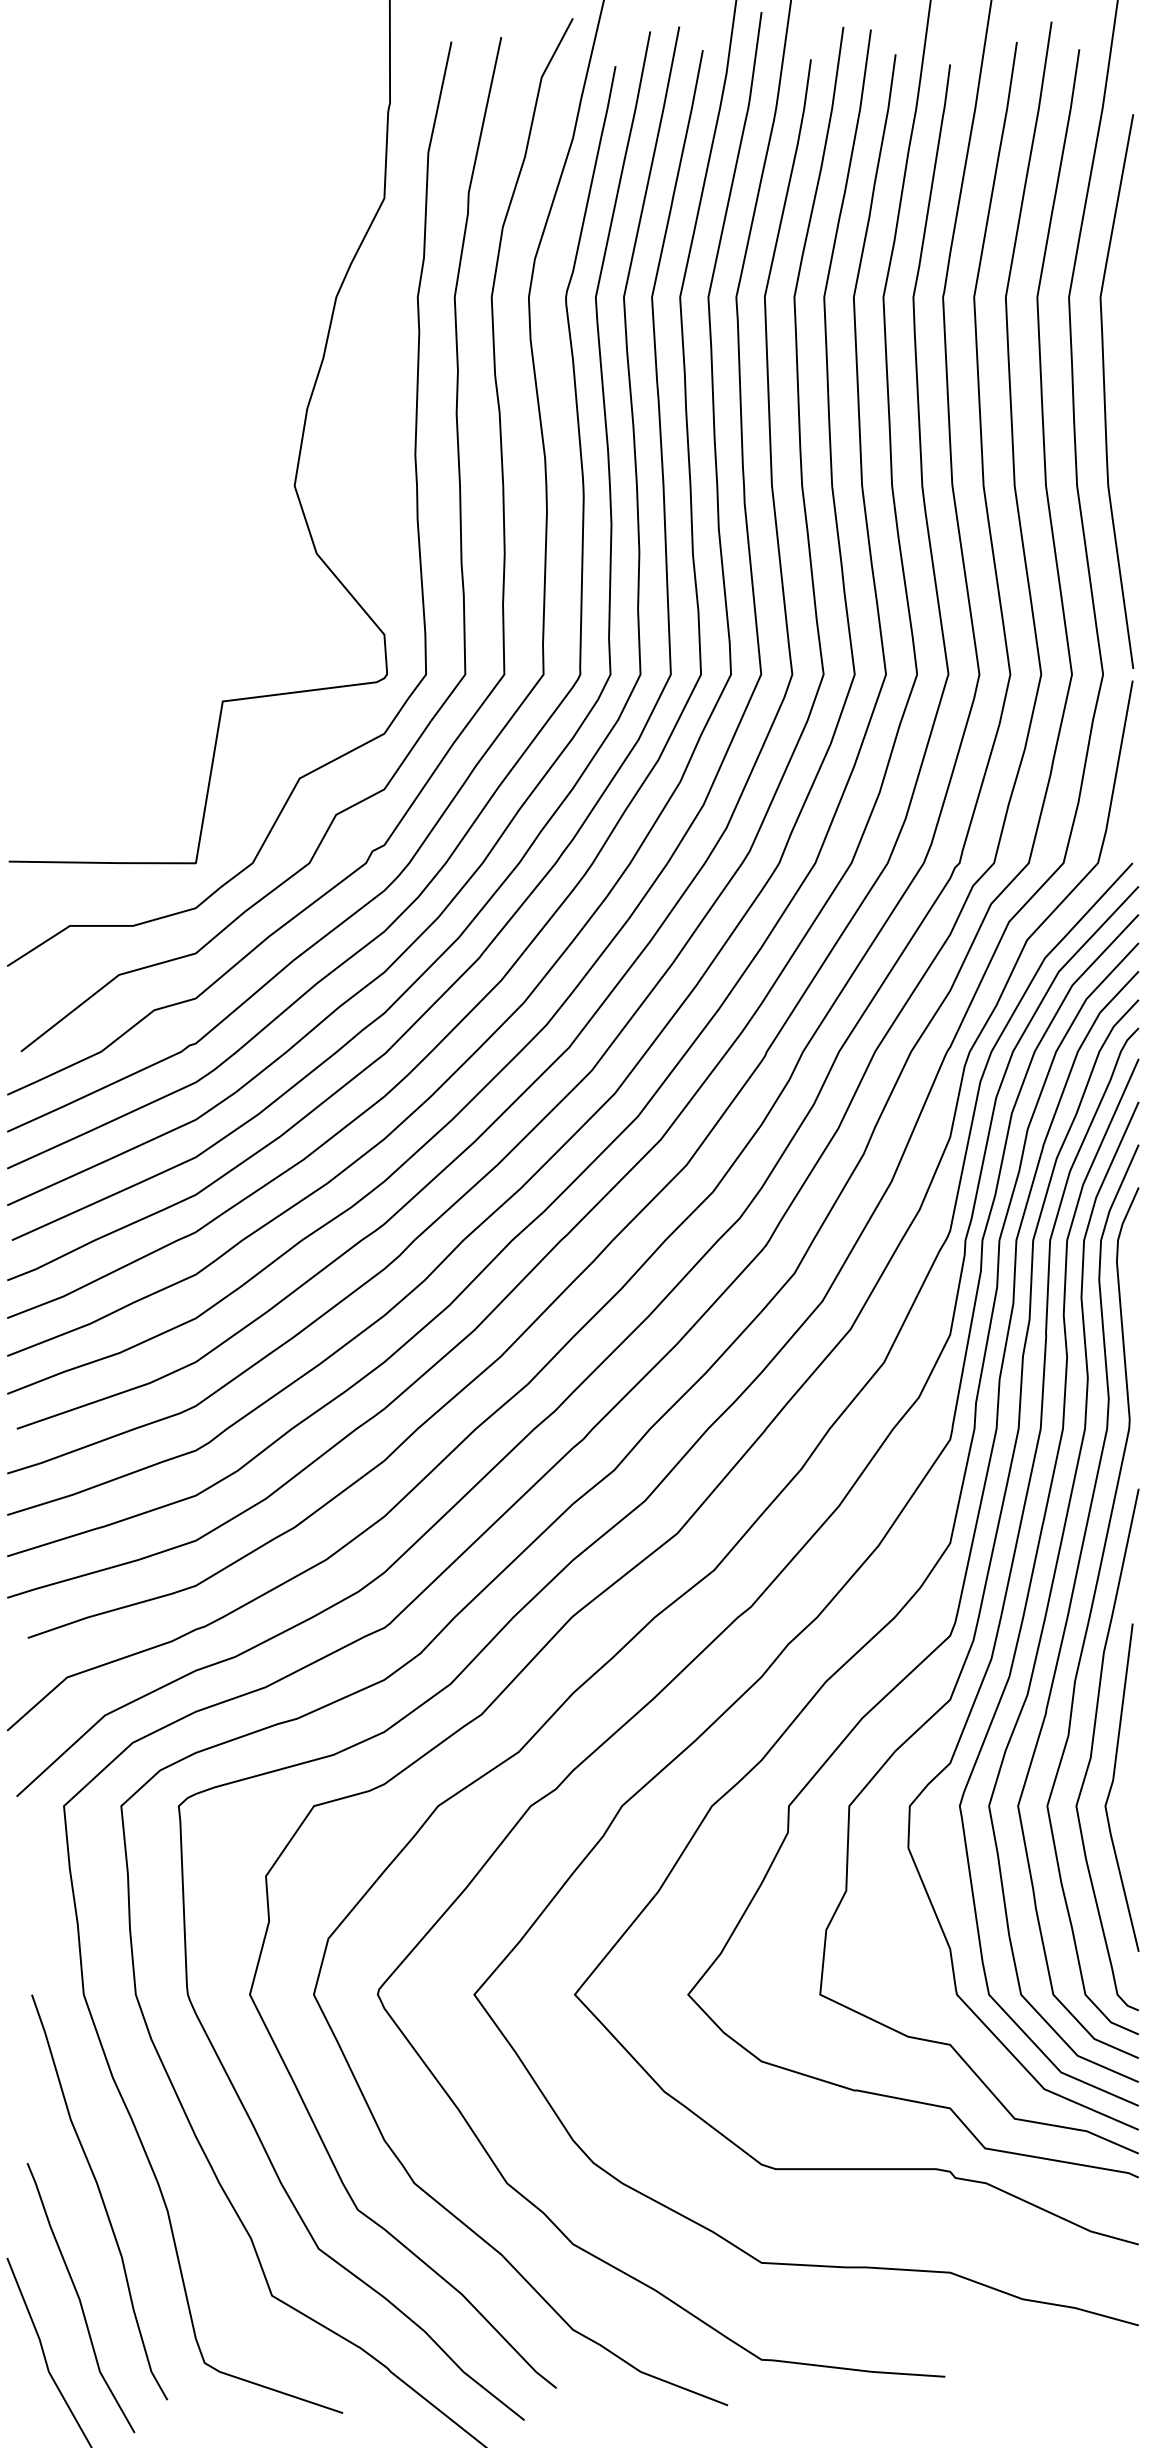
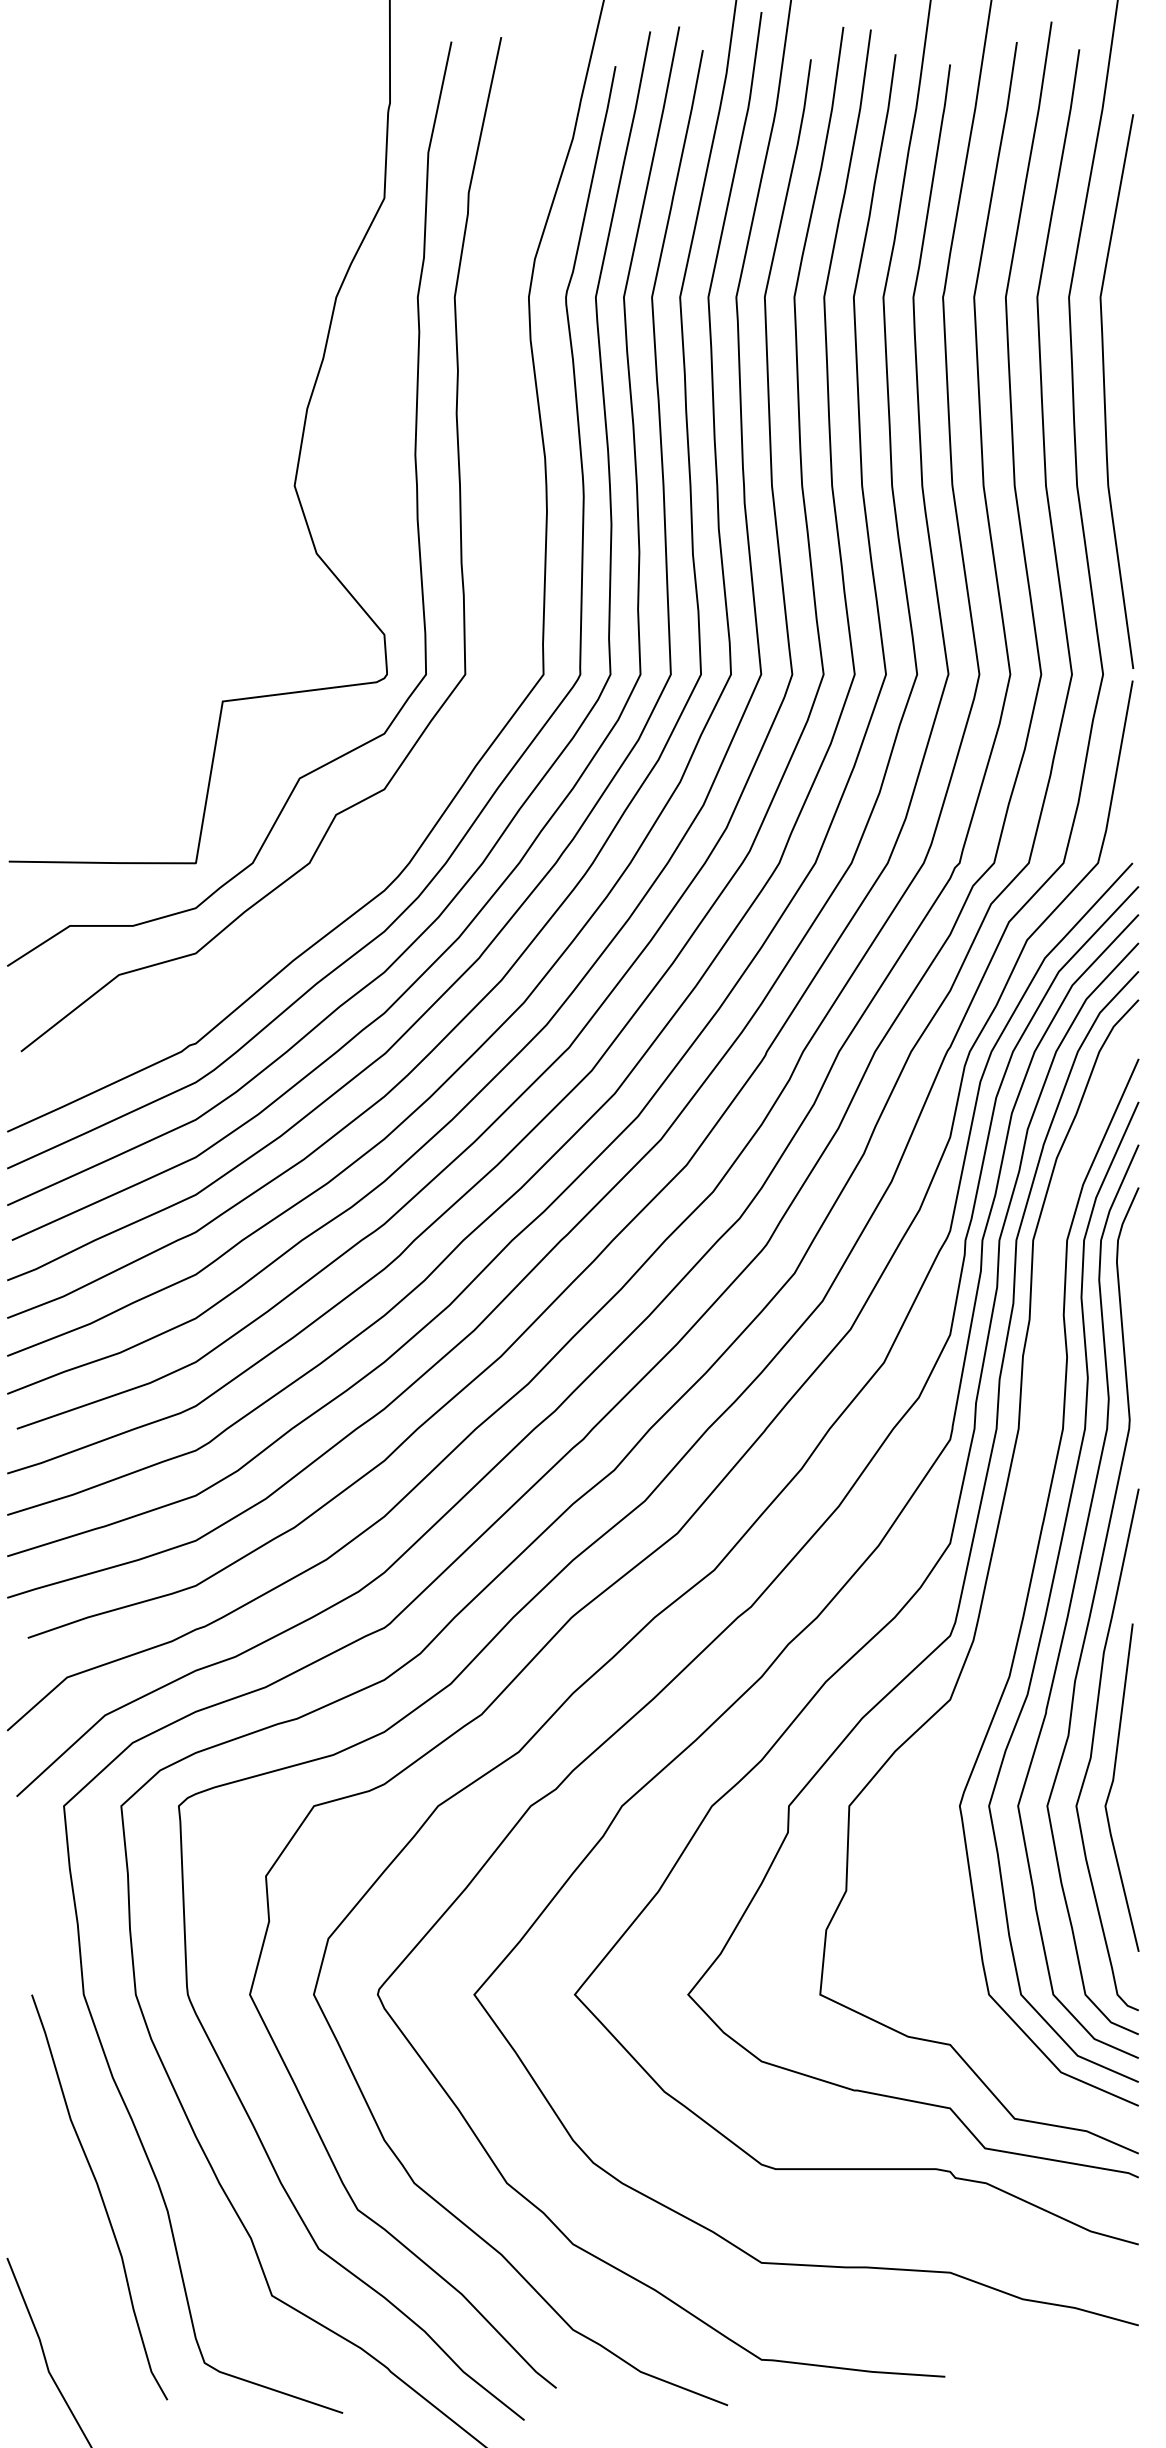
curve: present -> none (503, 556)
curve: present -> none (1011, 1573)
curve: present -> none (80, 2298)
